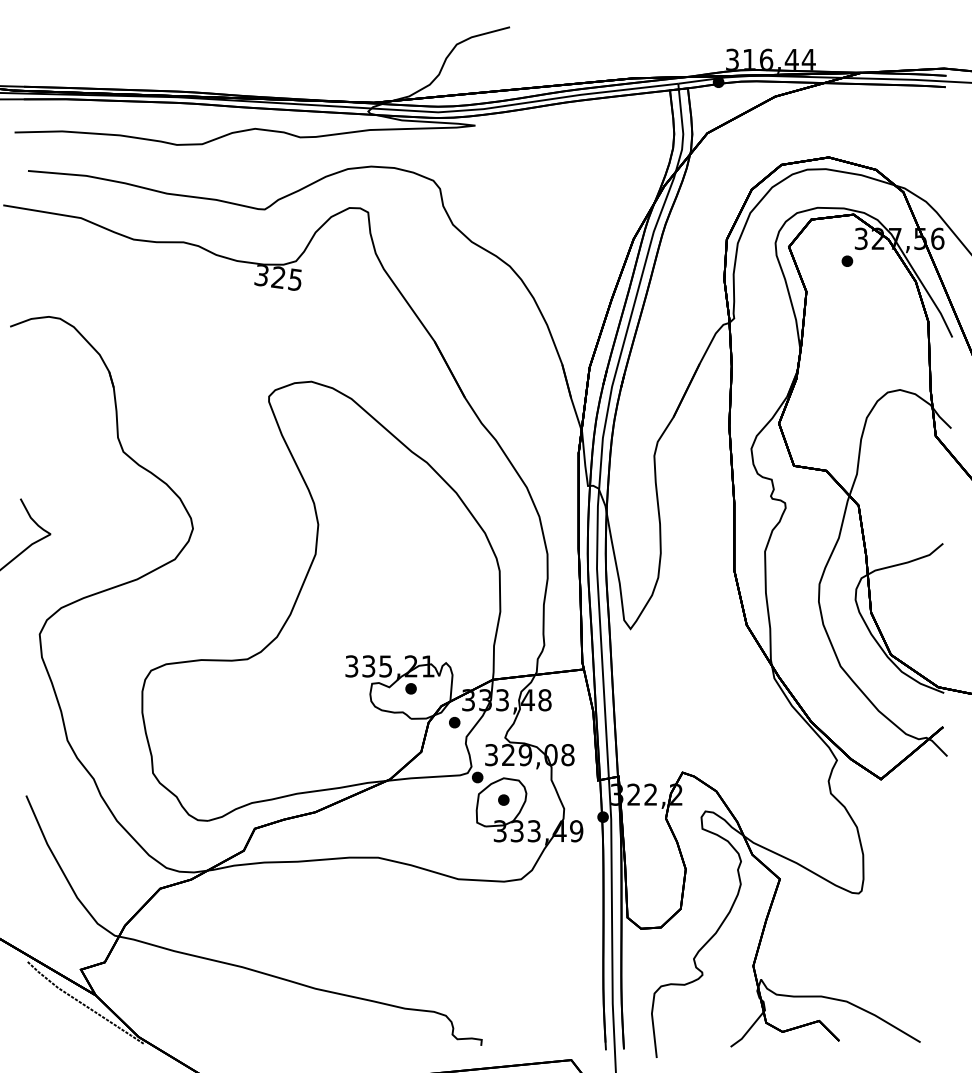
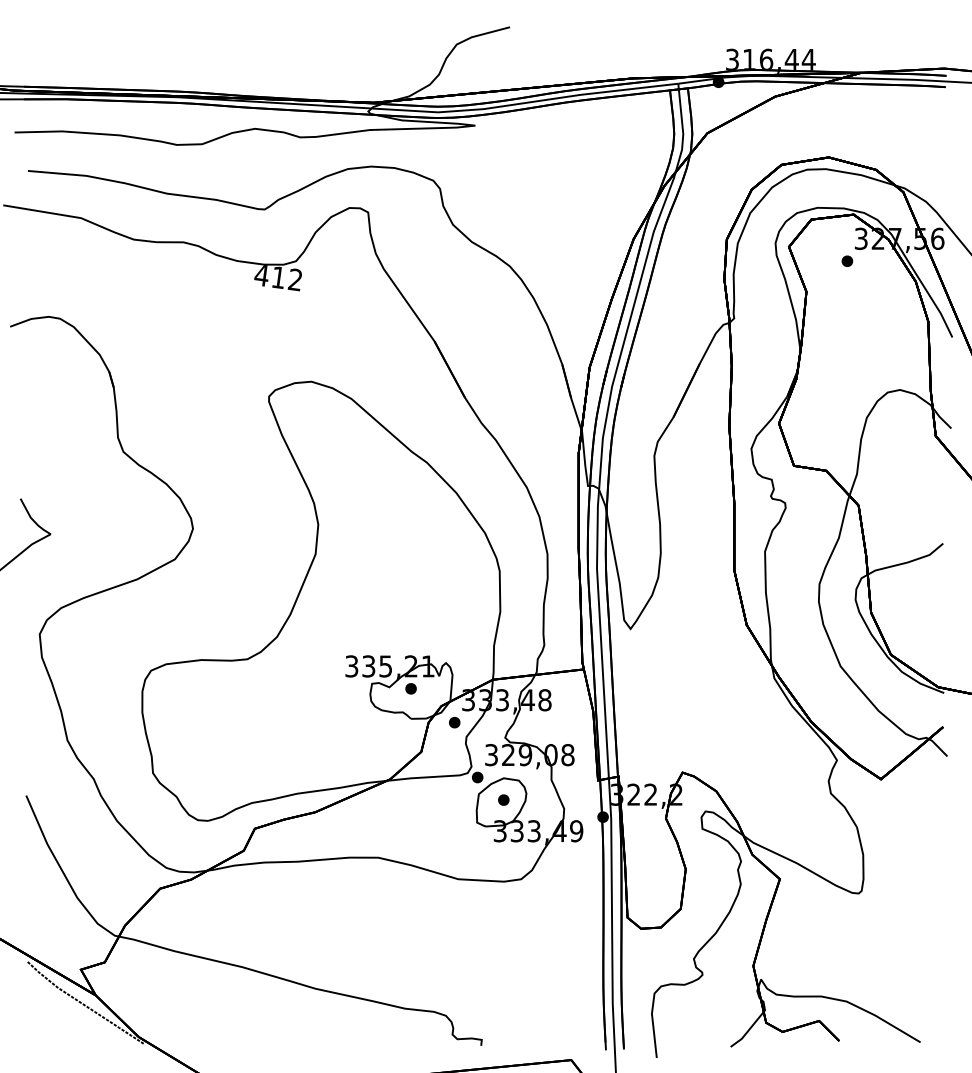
text: 325 -> 412 (277, 277)
